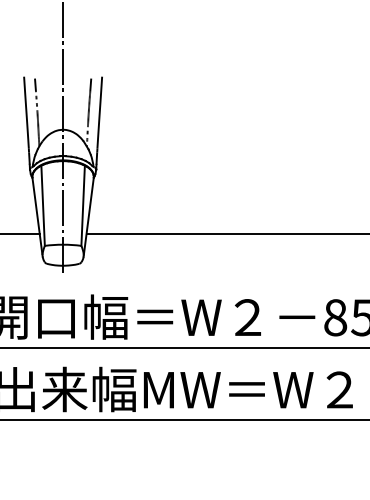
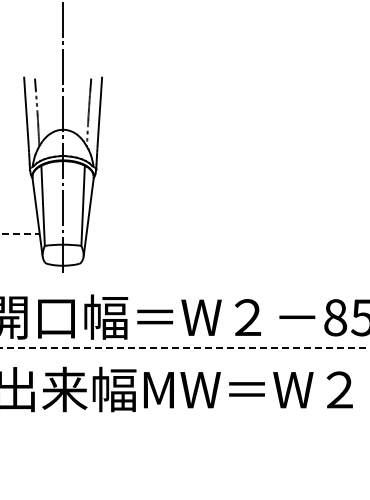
line: solid -> dashed (20, 233)
line: present -> none (226, 233)
line: solid -> dashed (185, 347)
line: present -> none (184, 420)
